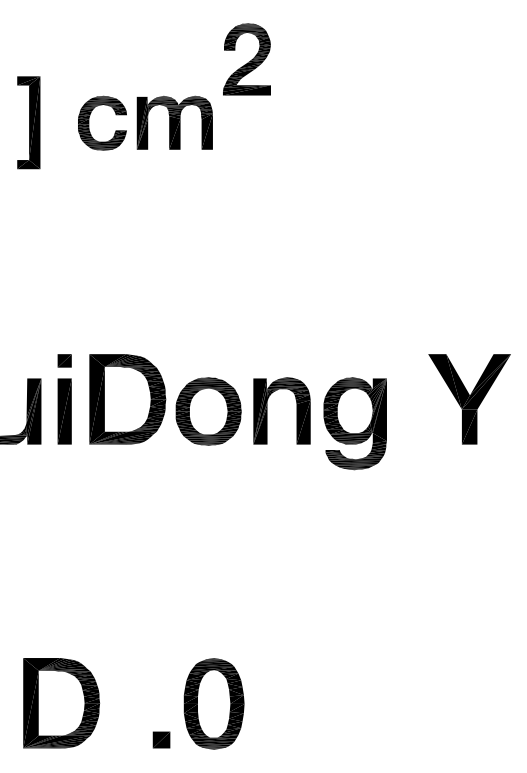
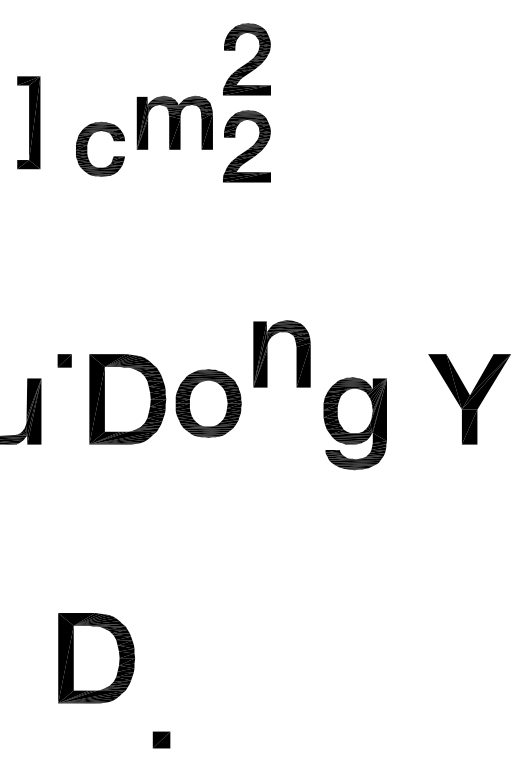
part position: (89, 122) -> (87, 148) (87, 148)
part: none -> present (246, 146)
part position: (267, 410) -> (267, 353) (267, 353)
part: present -> none (64, 411)
part position: (208, 411) -> (208, 403) (208, 403)
part position: (61, 703) -> (96, 658) (96, 658)
part: present -> none (213, 703)
